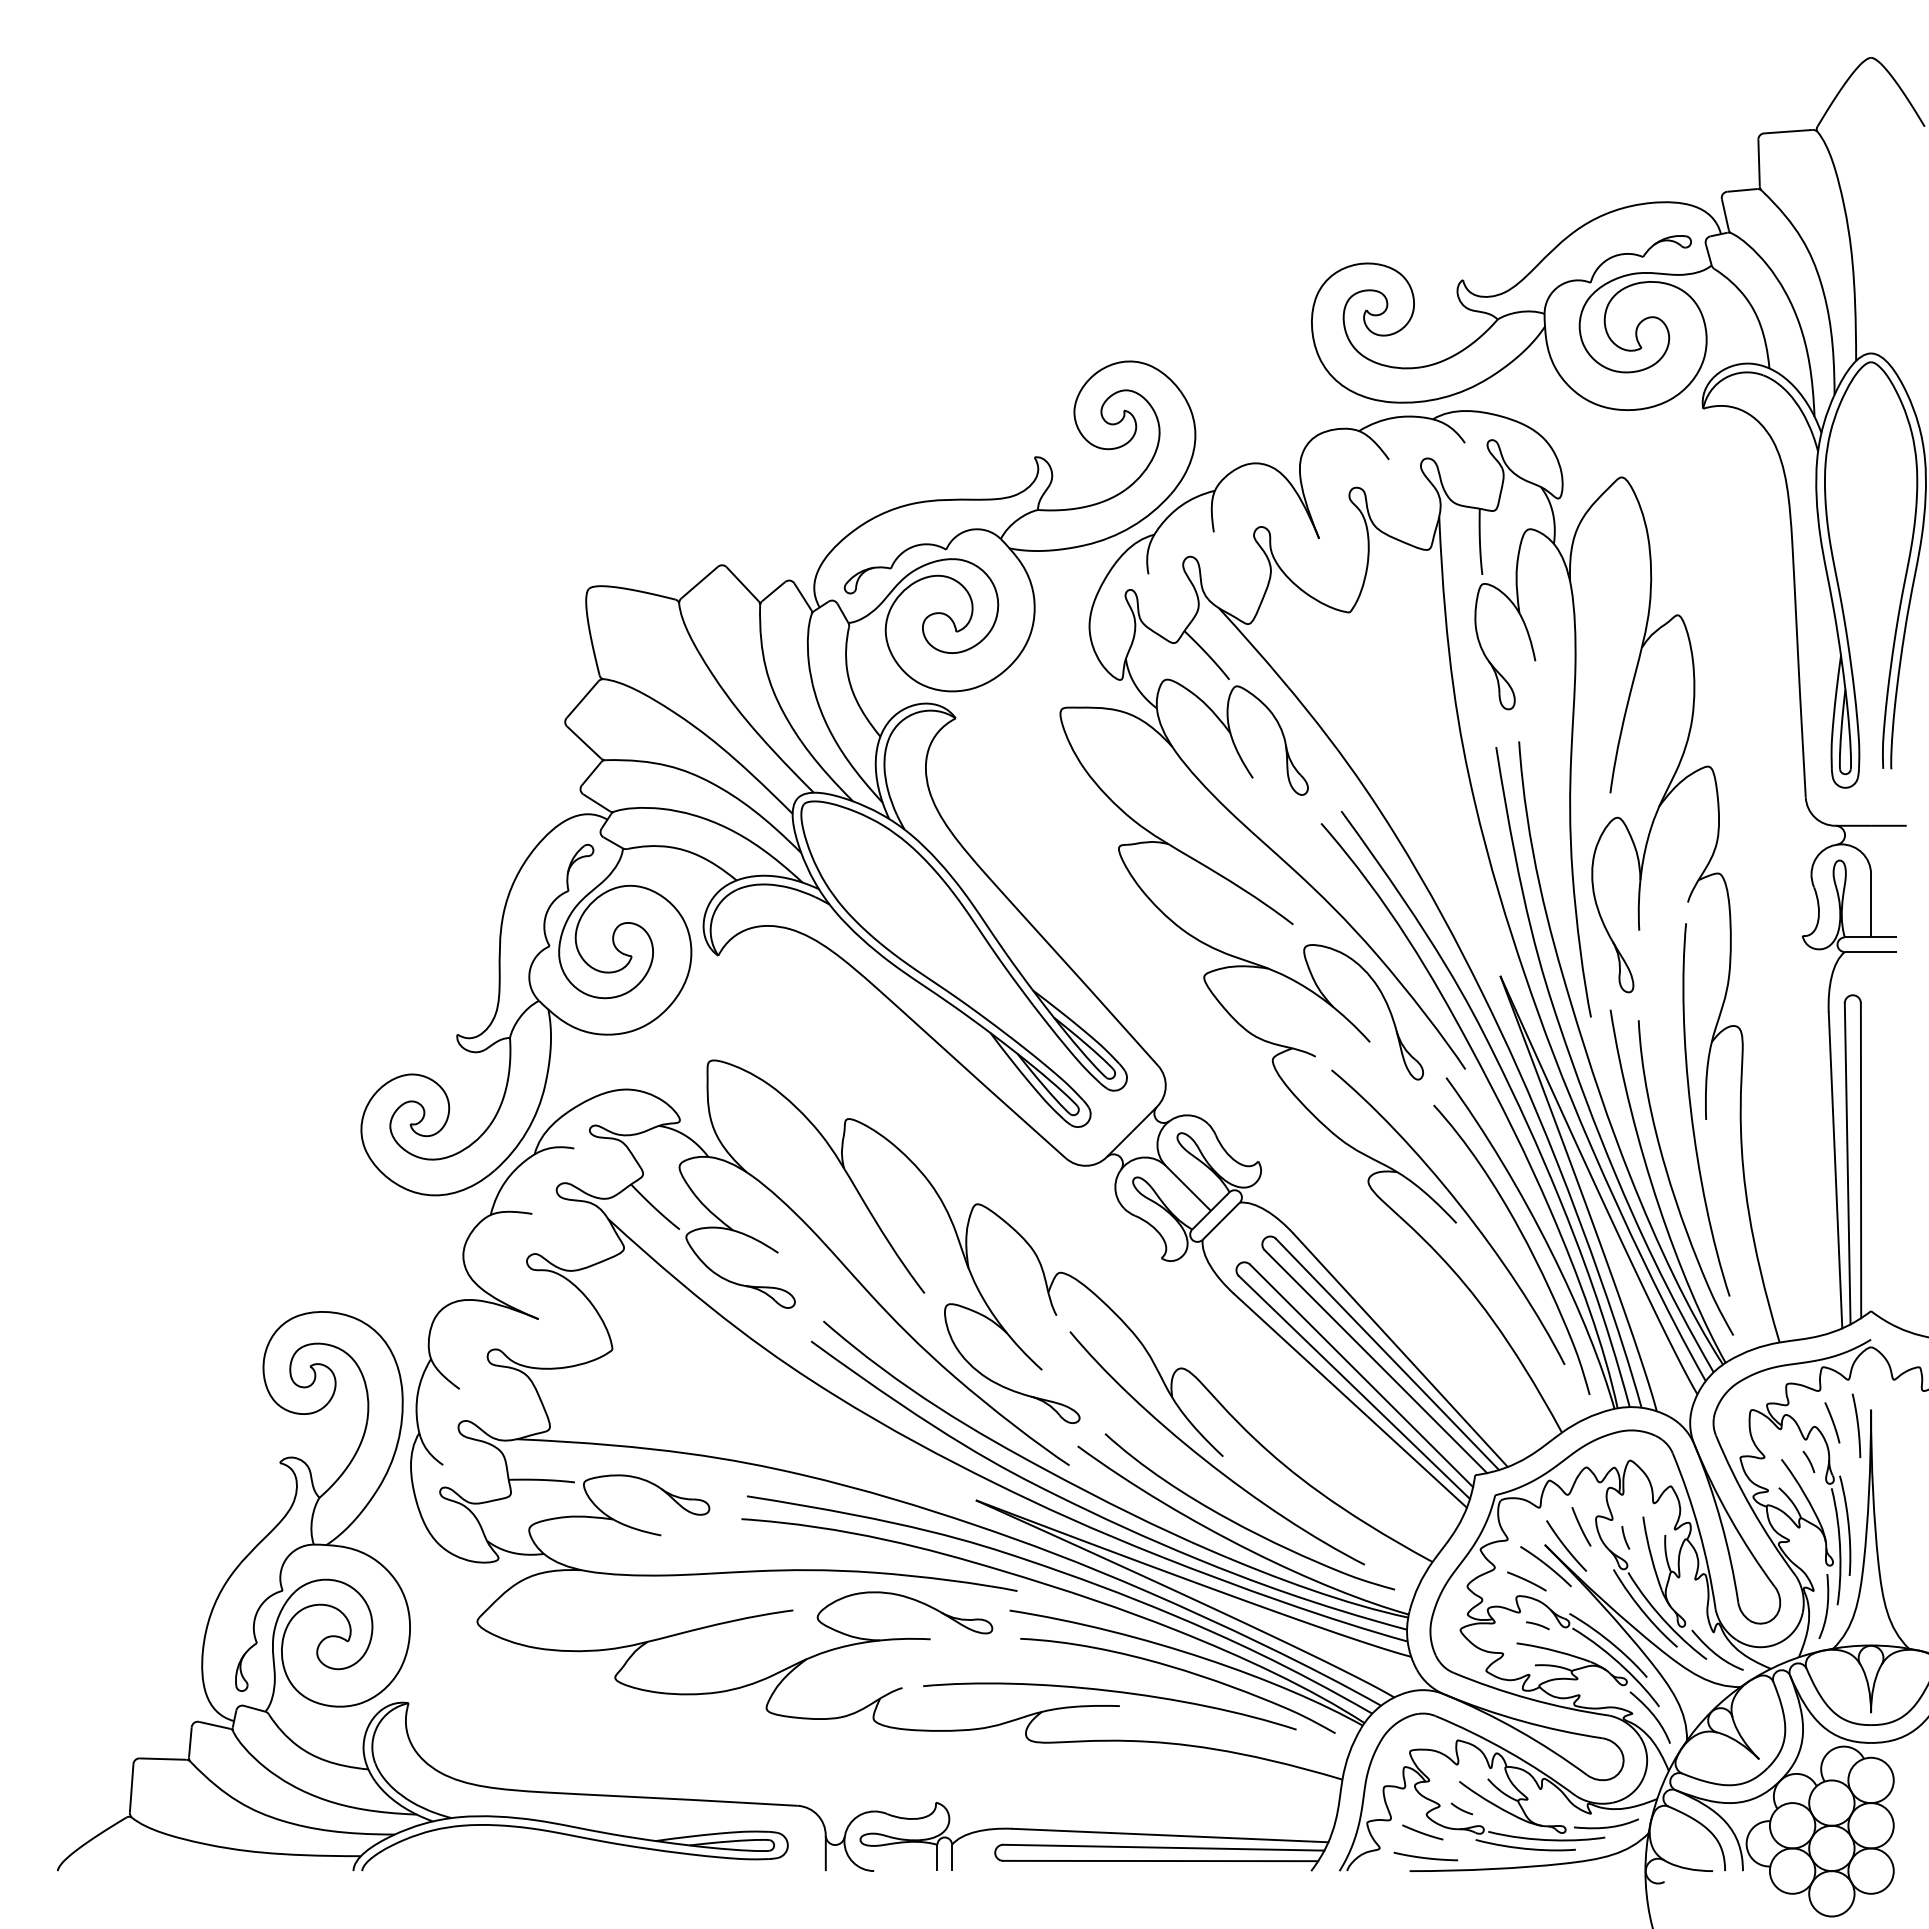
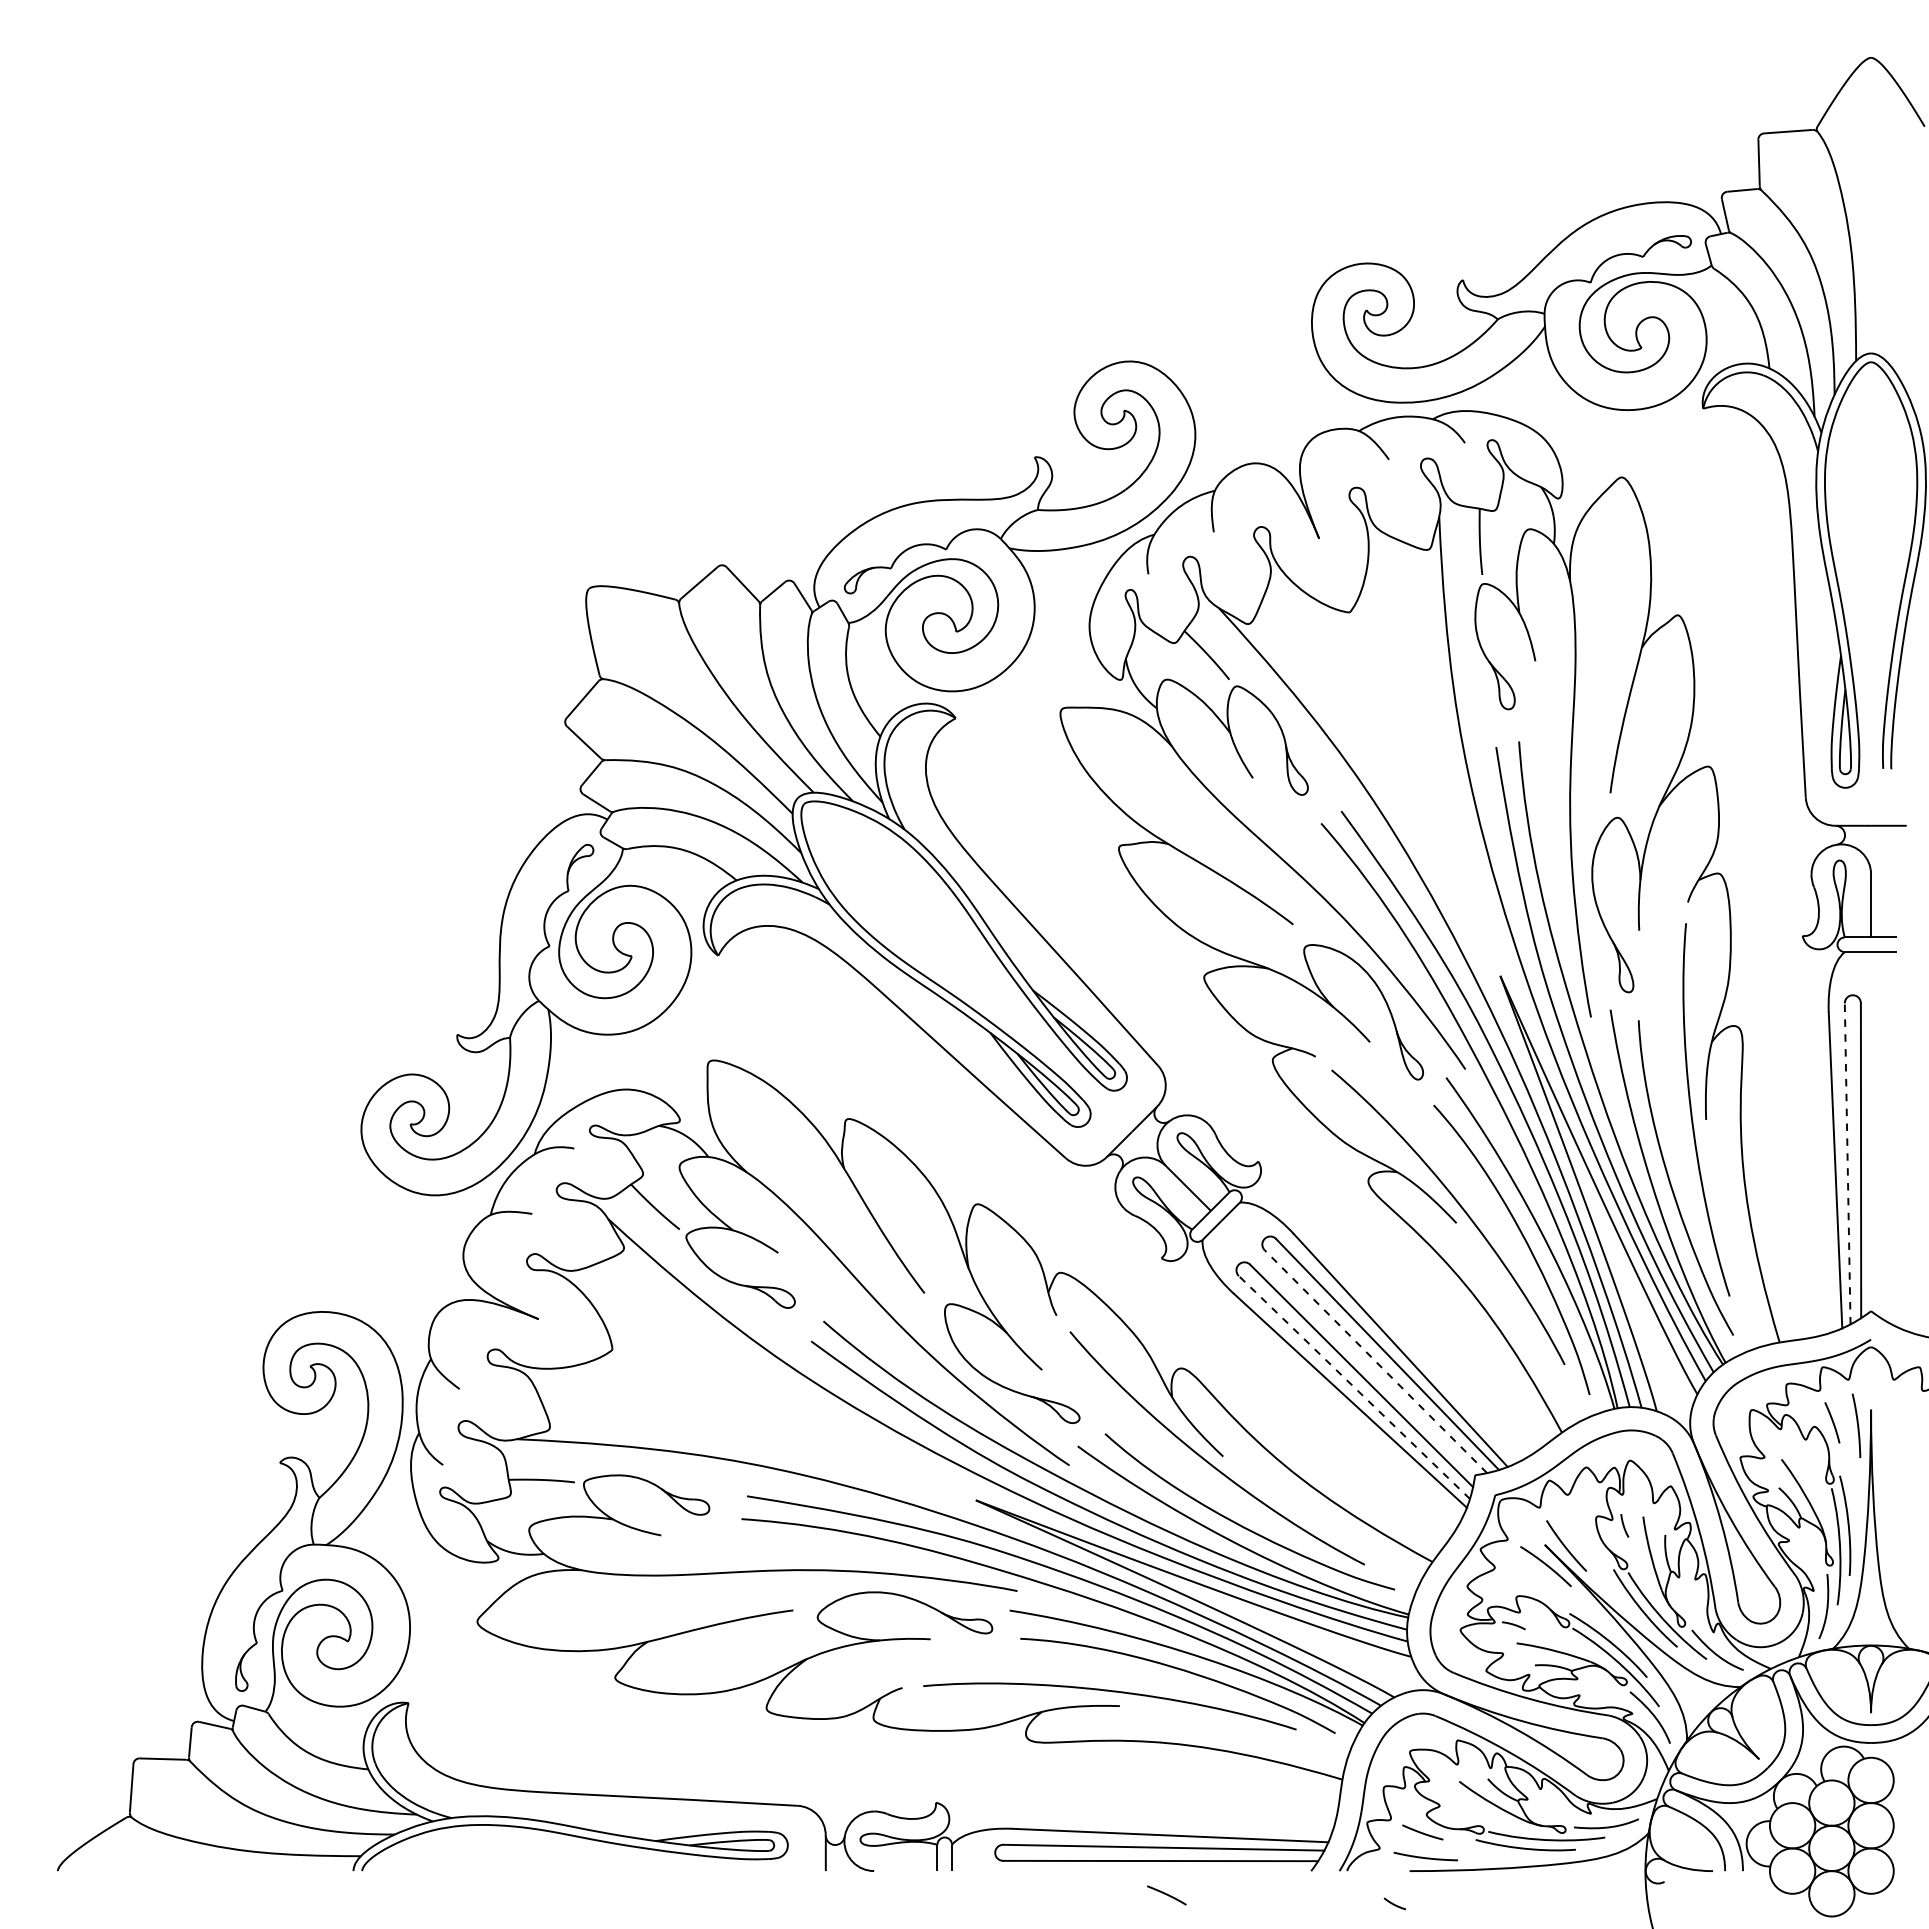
line: solid -> dashed (1847, 1163)
line: solid -> dashed (1375, 1361)
line: solid -> dashed (1354, 1387)
curve: present -> none (1808, 1461)
line: present -> none (1581, 1526)
curve position: (1625, 1537) -> (1624, 1525) (1624, 1525)
line position: (1526, 1581) -> (1166, 1895) (1166, 1895)
curve position: (1537, 1625) -> (1513, 1625) (1513, 1625)
line position: (1461, 1808) -> (1394, 1903) (1394, 1903)
